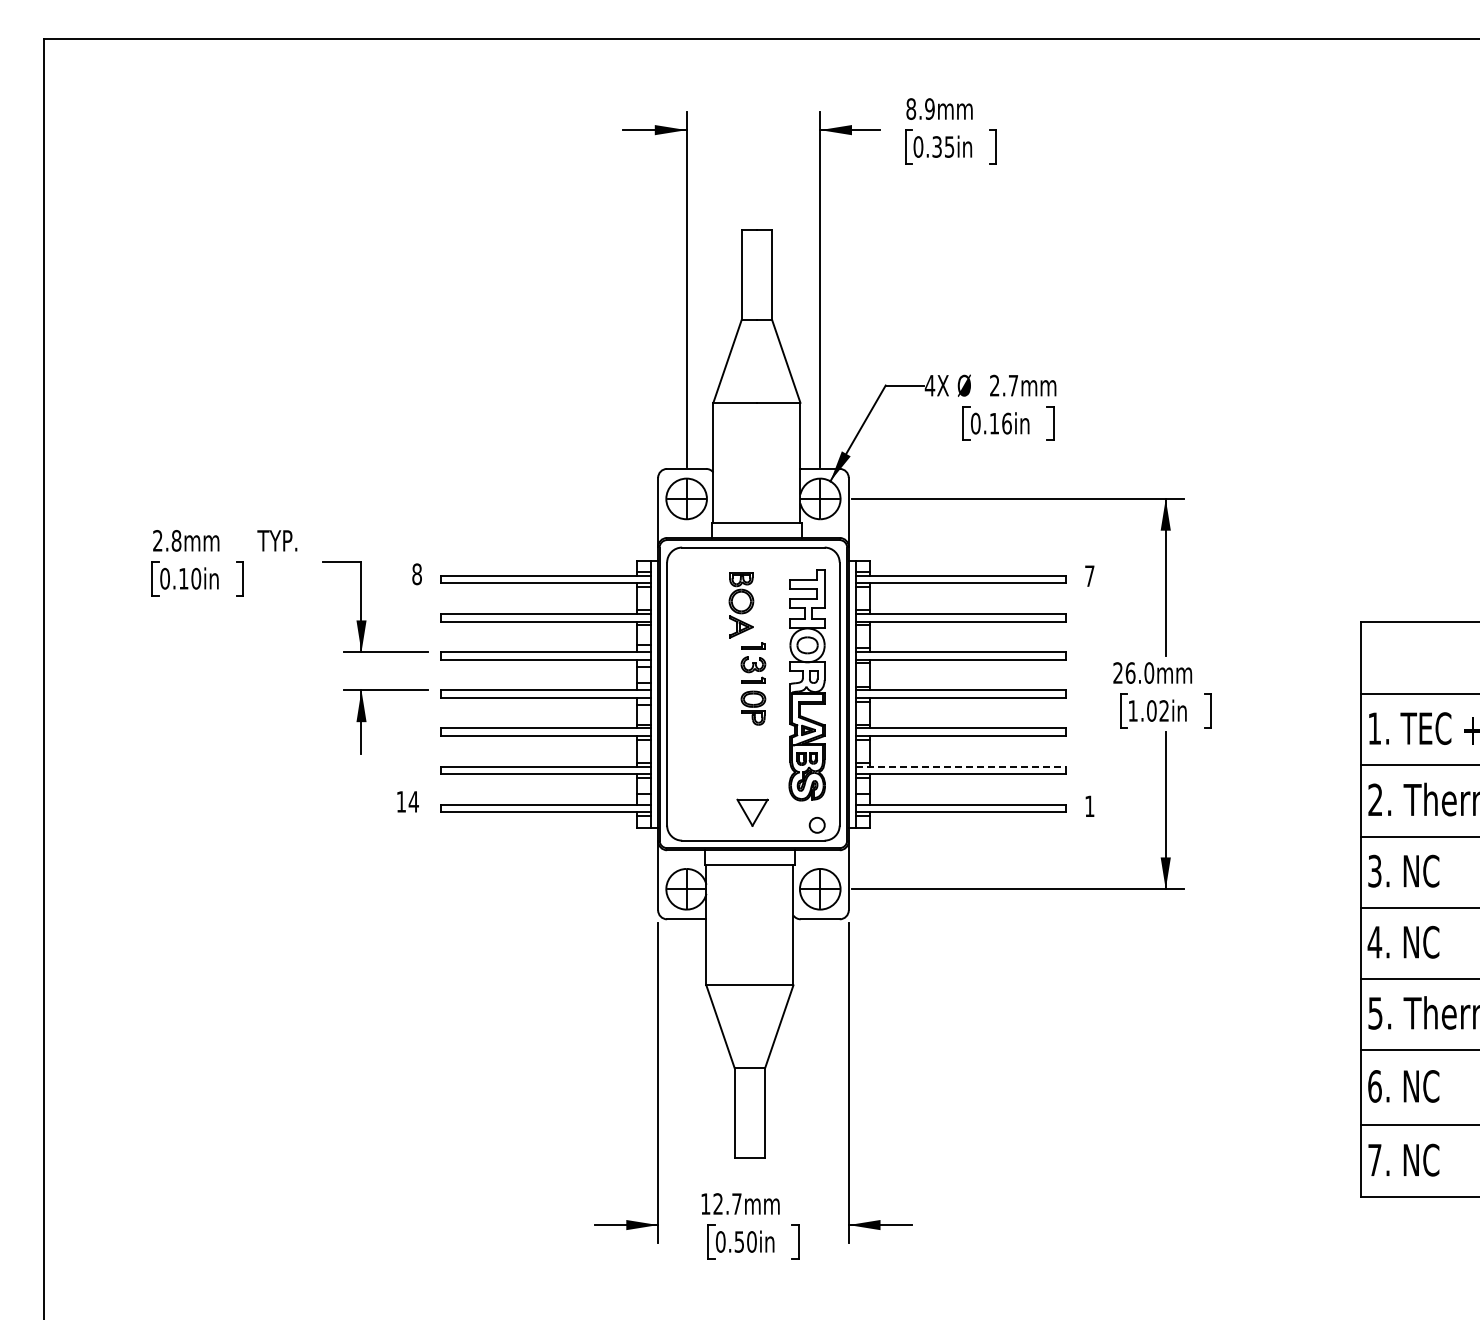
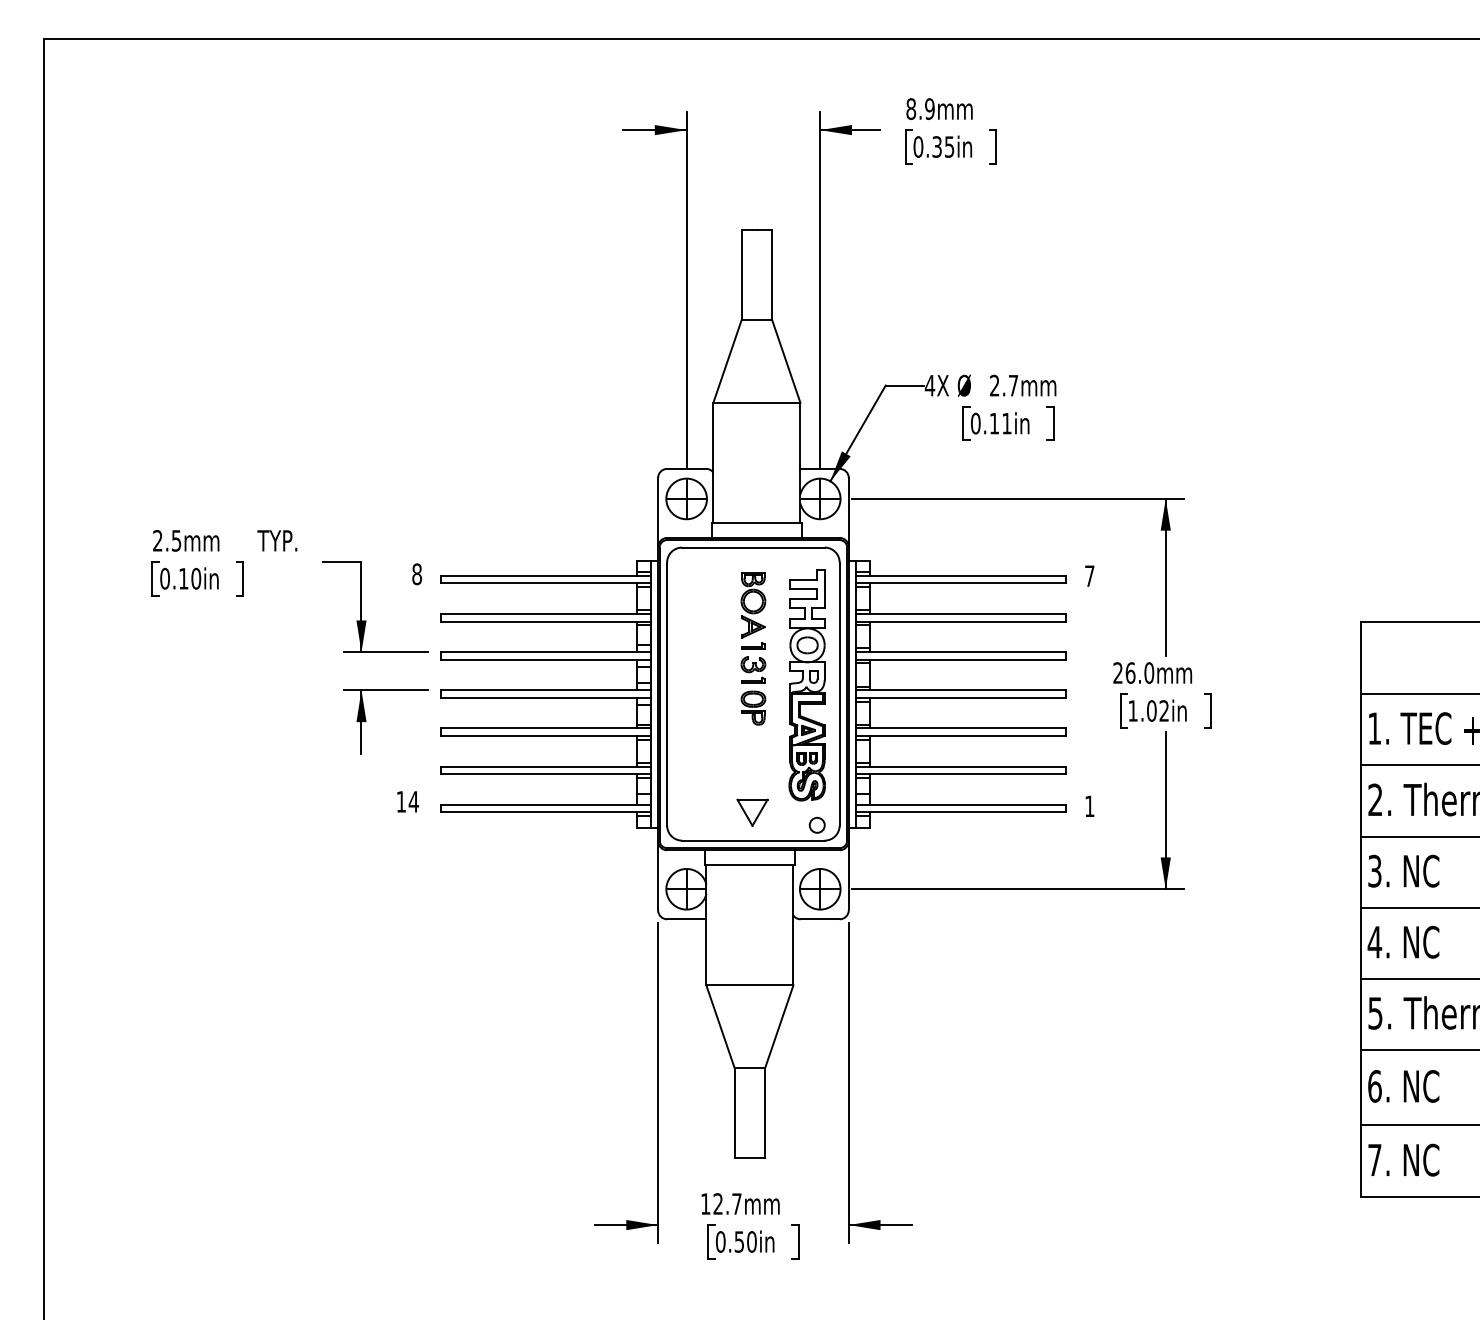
text: 0.16in -> 0.11in (1006, 423)
text: 2.8mm -> 2.5mm (176, 540)
part position: (741, 605) -> (753, 605) (753, 605)
line: dashed -> solid (961, 766)
